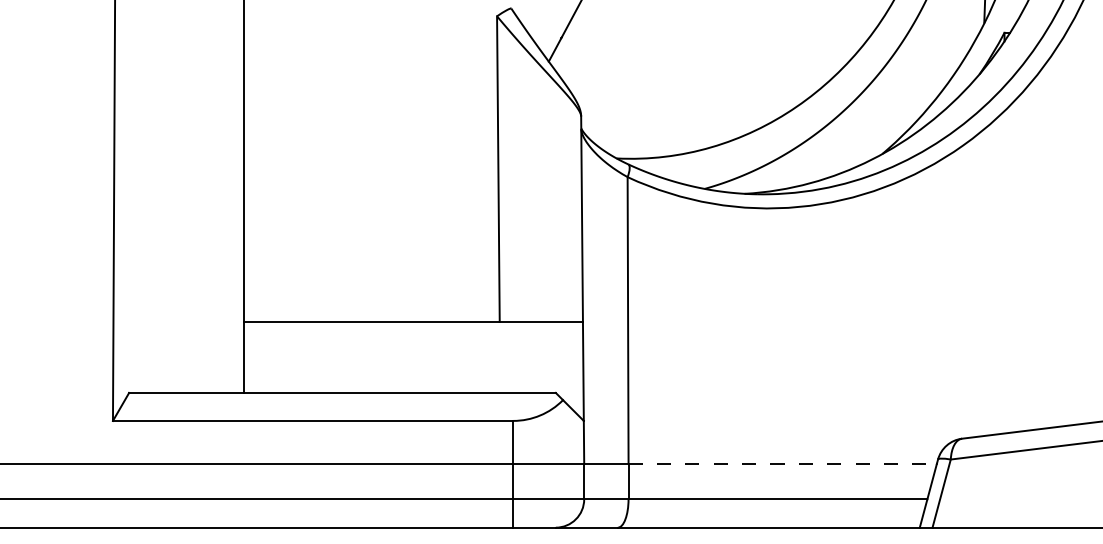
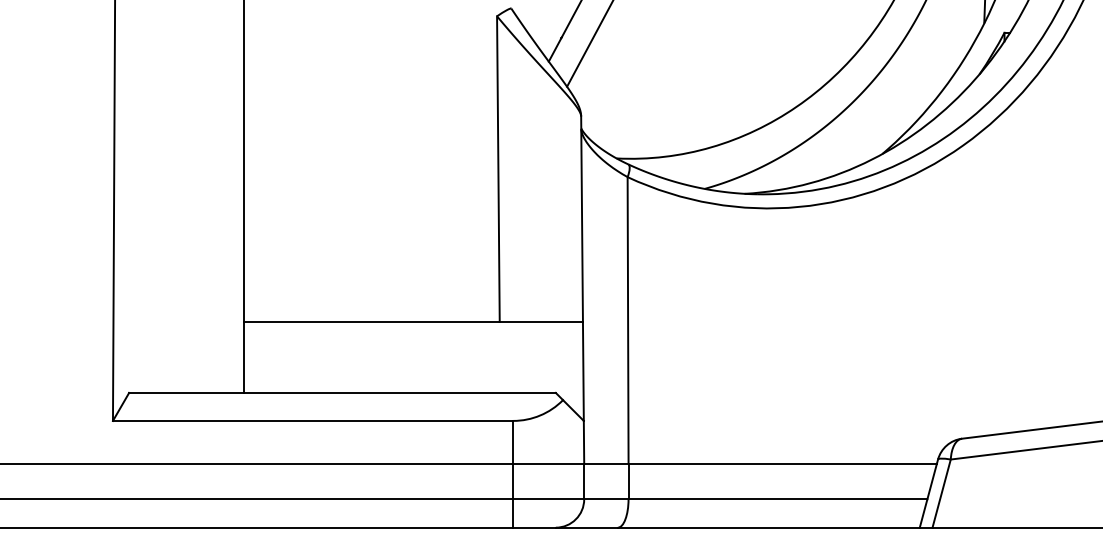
line: none -> present (589, 44)
line: dashed -> solid (783, 463)
